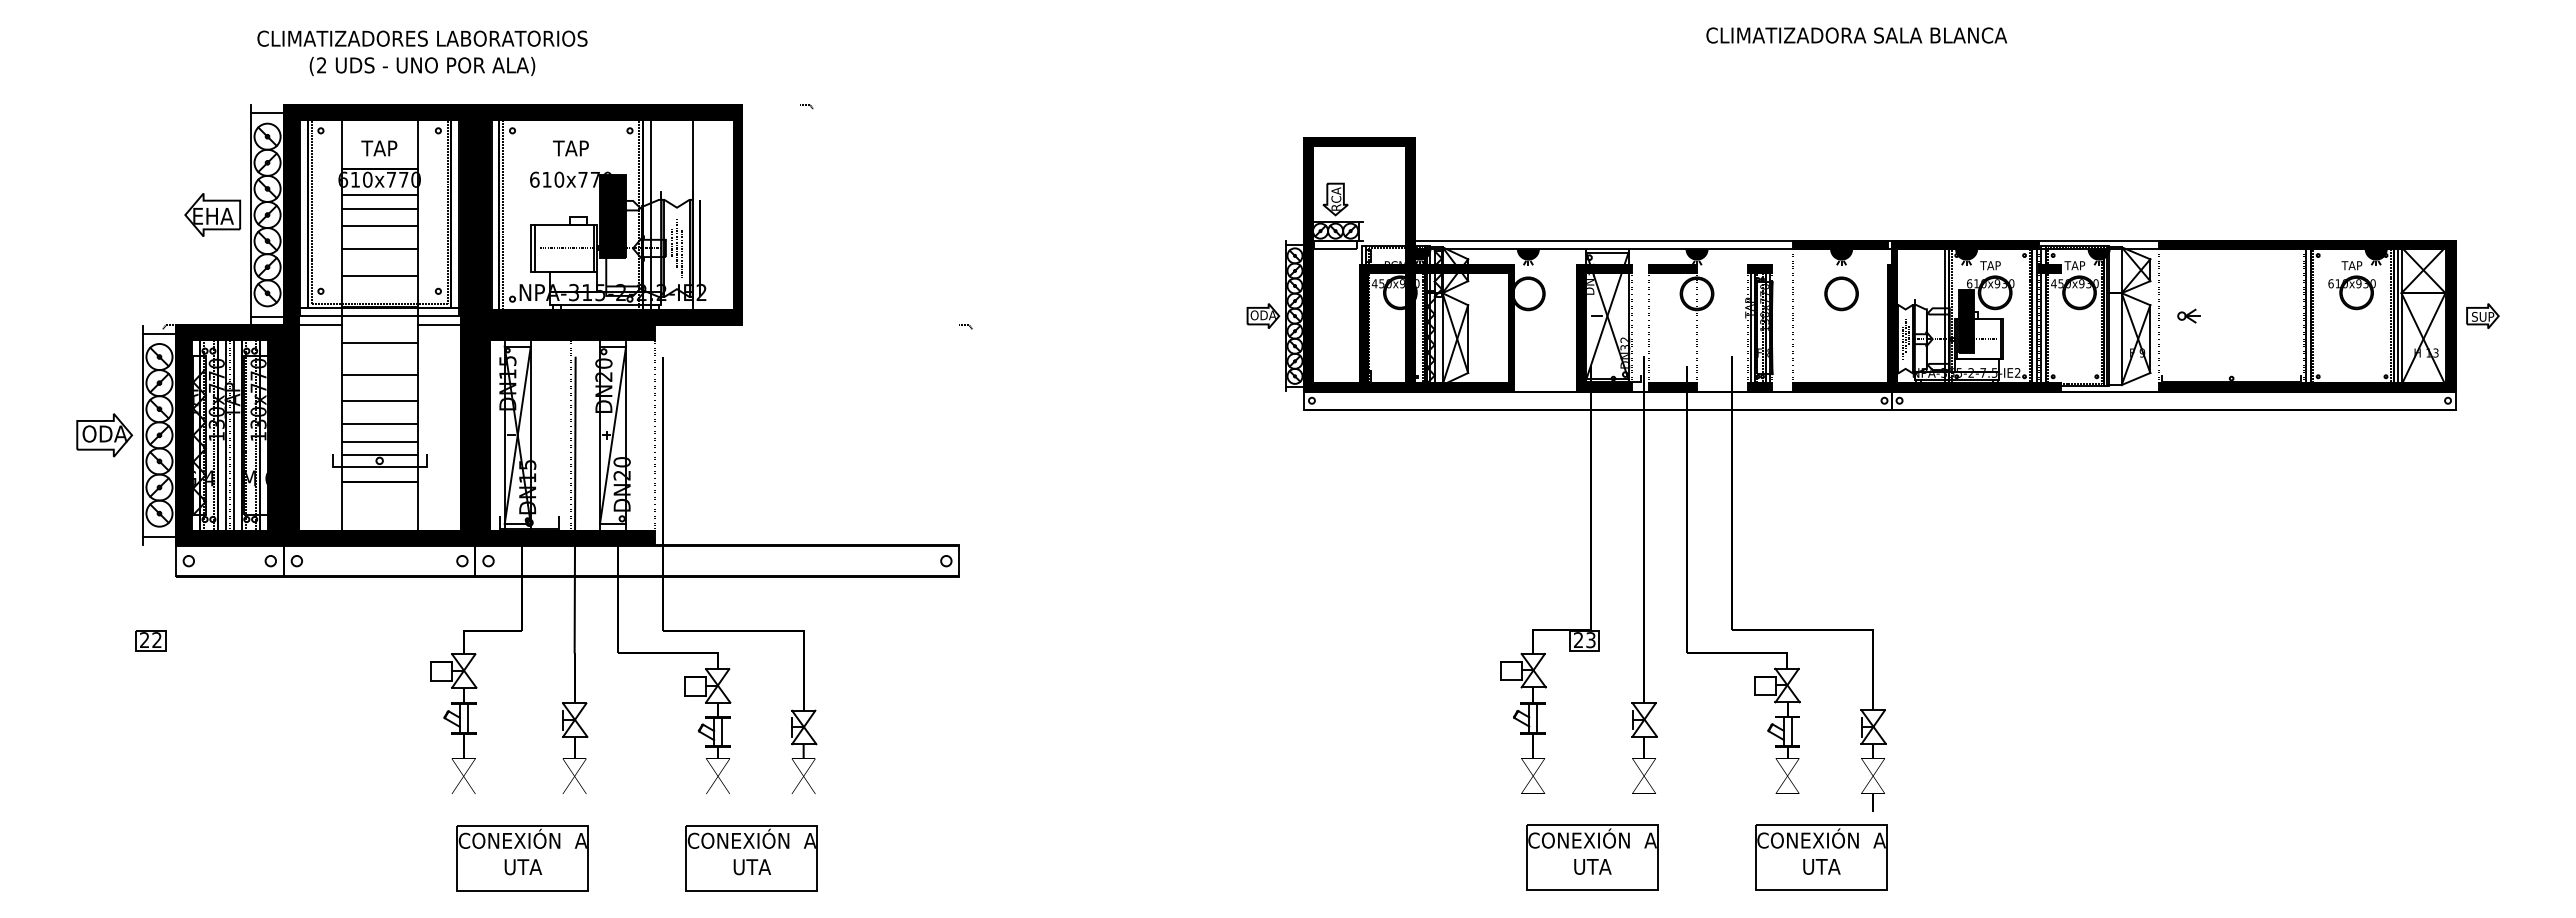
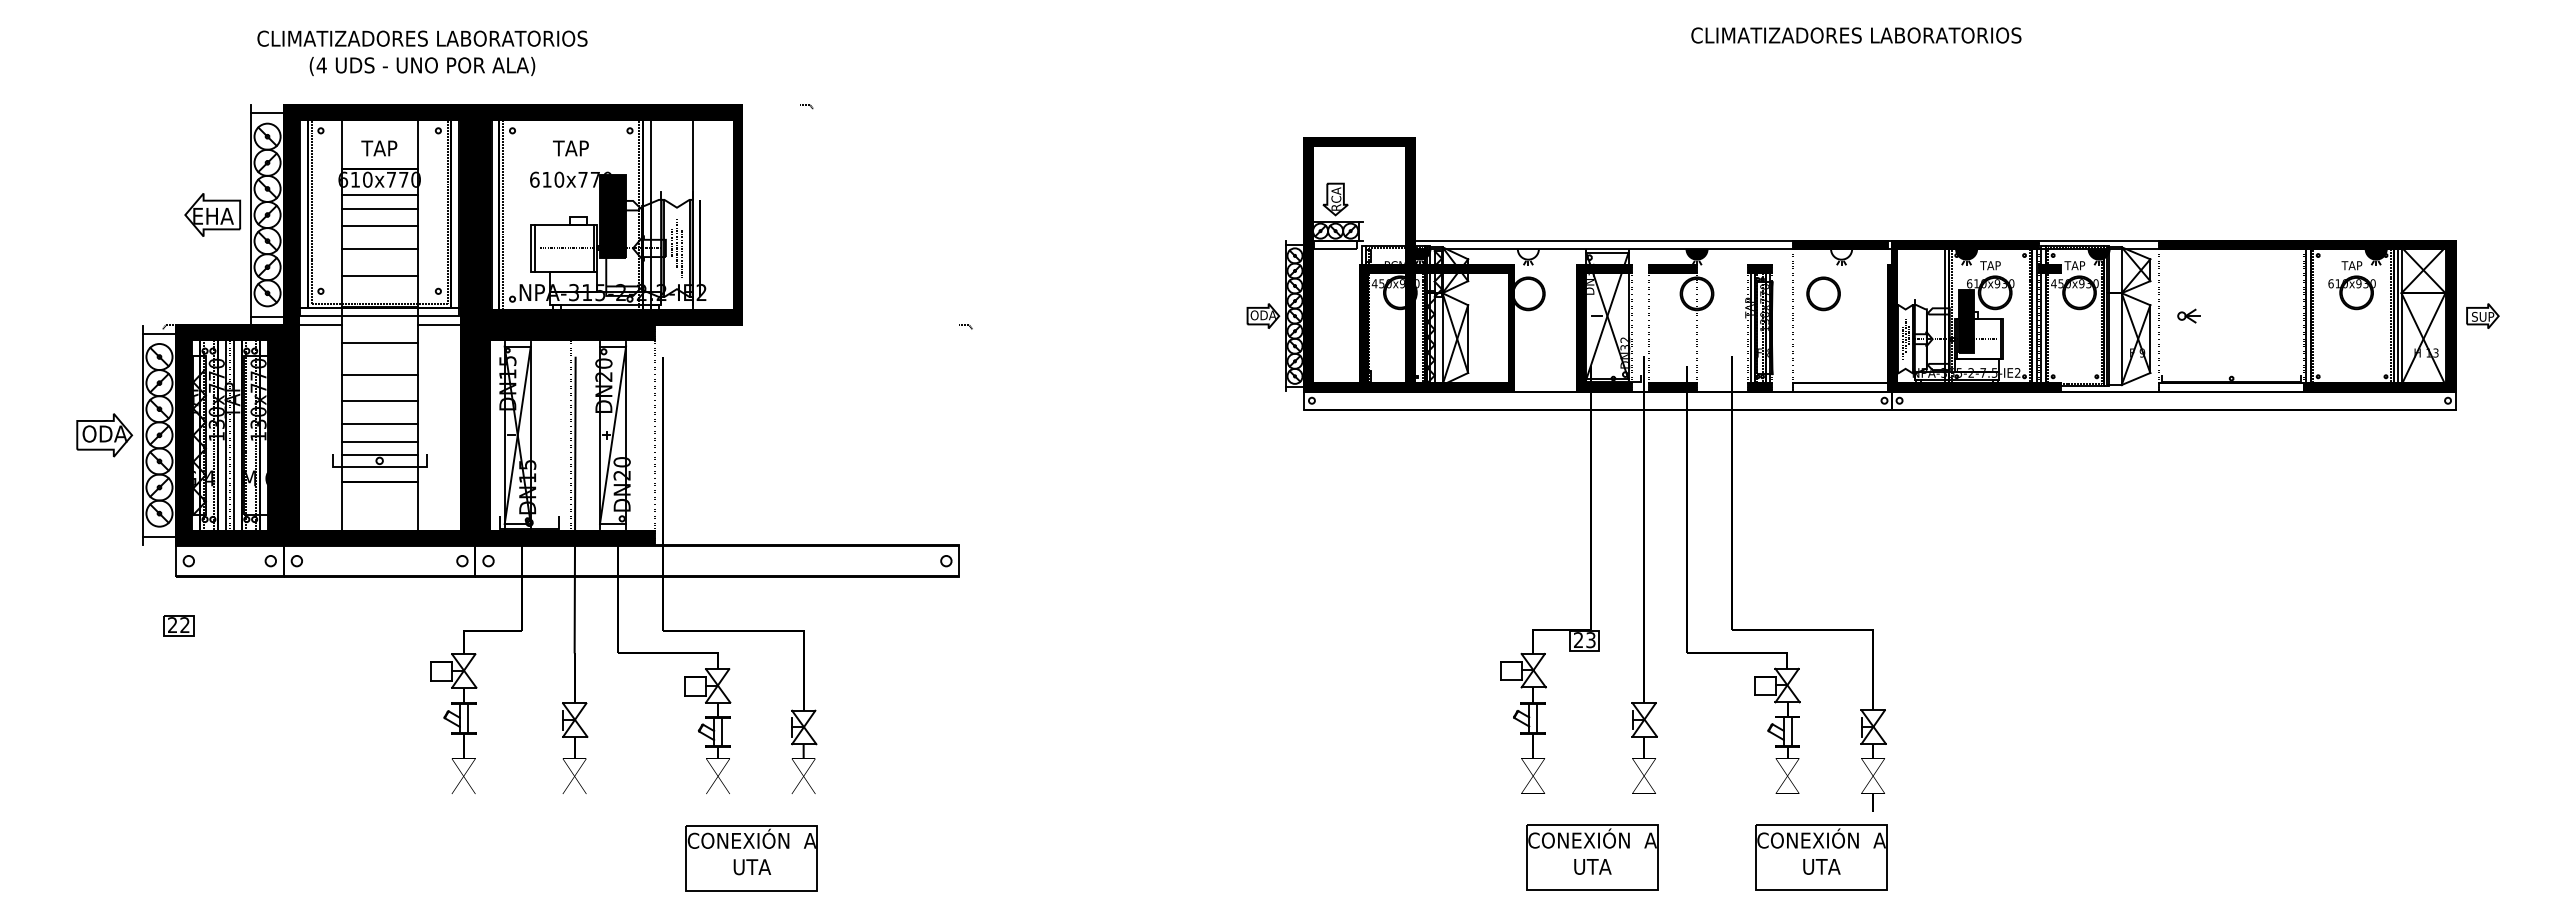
text: CLIMATIZADORA SALA BLANCA -> CLIMATIZADORES LABORATORIOS (1856, 35)
text: (2 -> (4 (321, 65)
fill: present -> none (1527, 254)
fill: present -> none (1841, 254)
part position: (1841, 293) -> (1823, 293) (1823, 293)
fill: present -> none (1840, 387)
fill: present -> none (2231, 387)
part position: (150, 640) -> (178, 625) (178, 625)
part: present -> none (522, 858)
